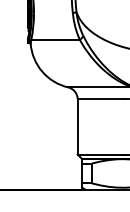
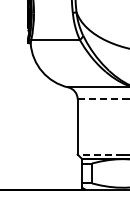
line: solid -> dashed (100, 99)
line: solid -> dashed (100, 154)
